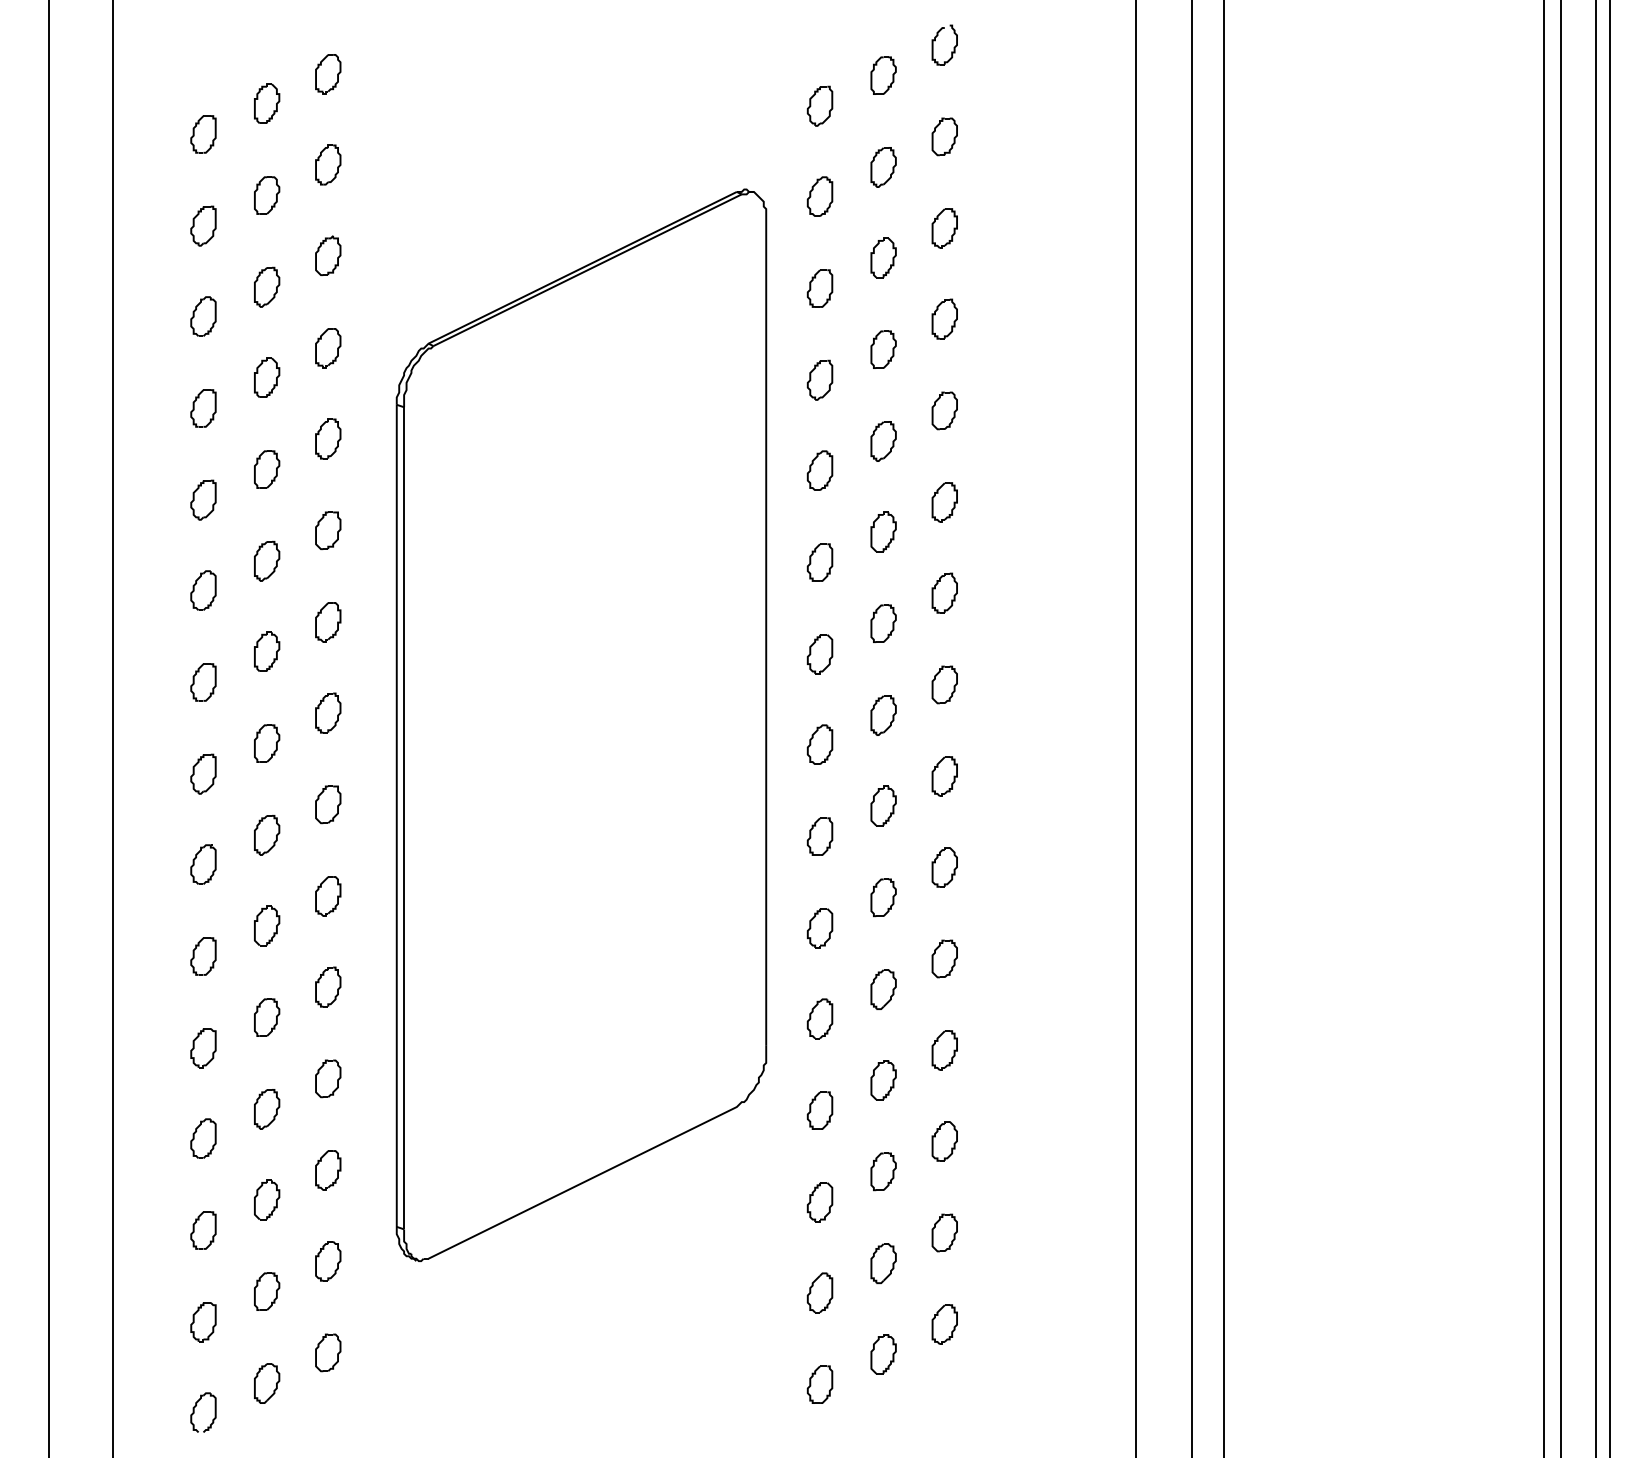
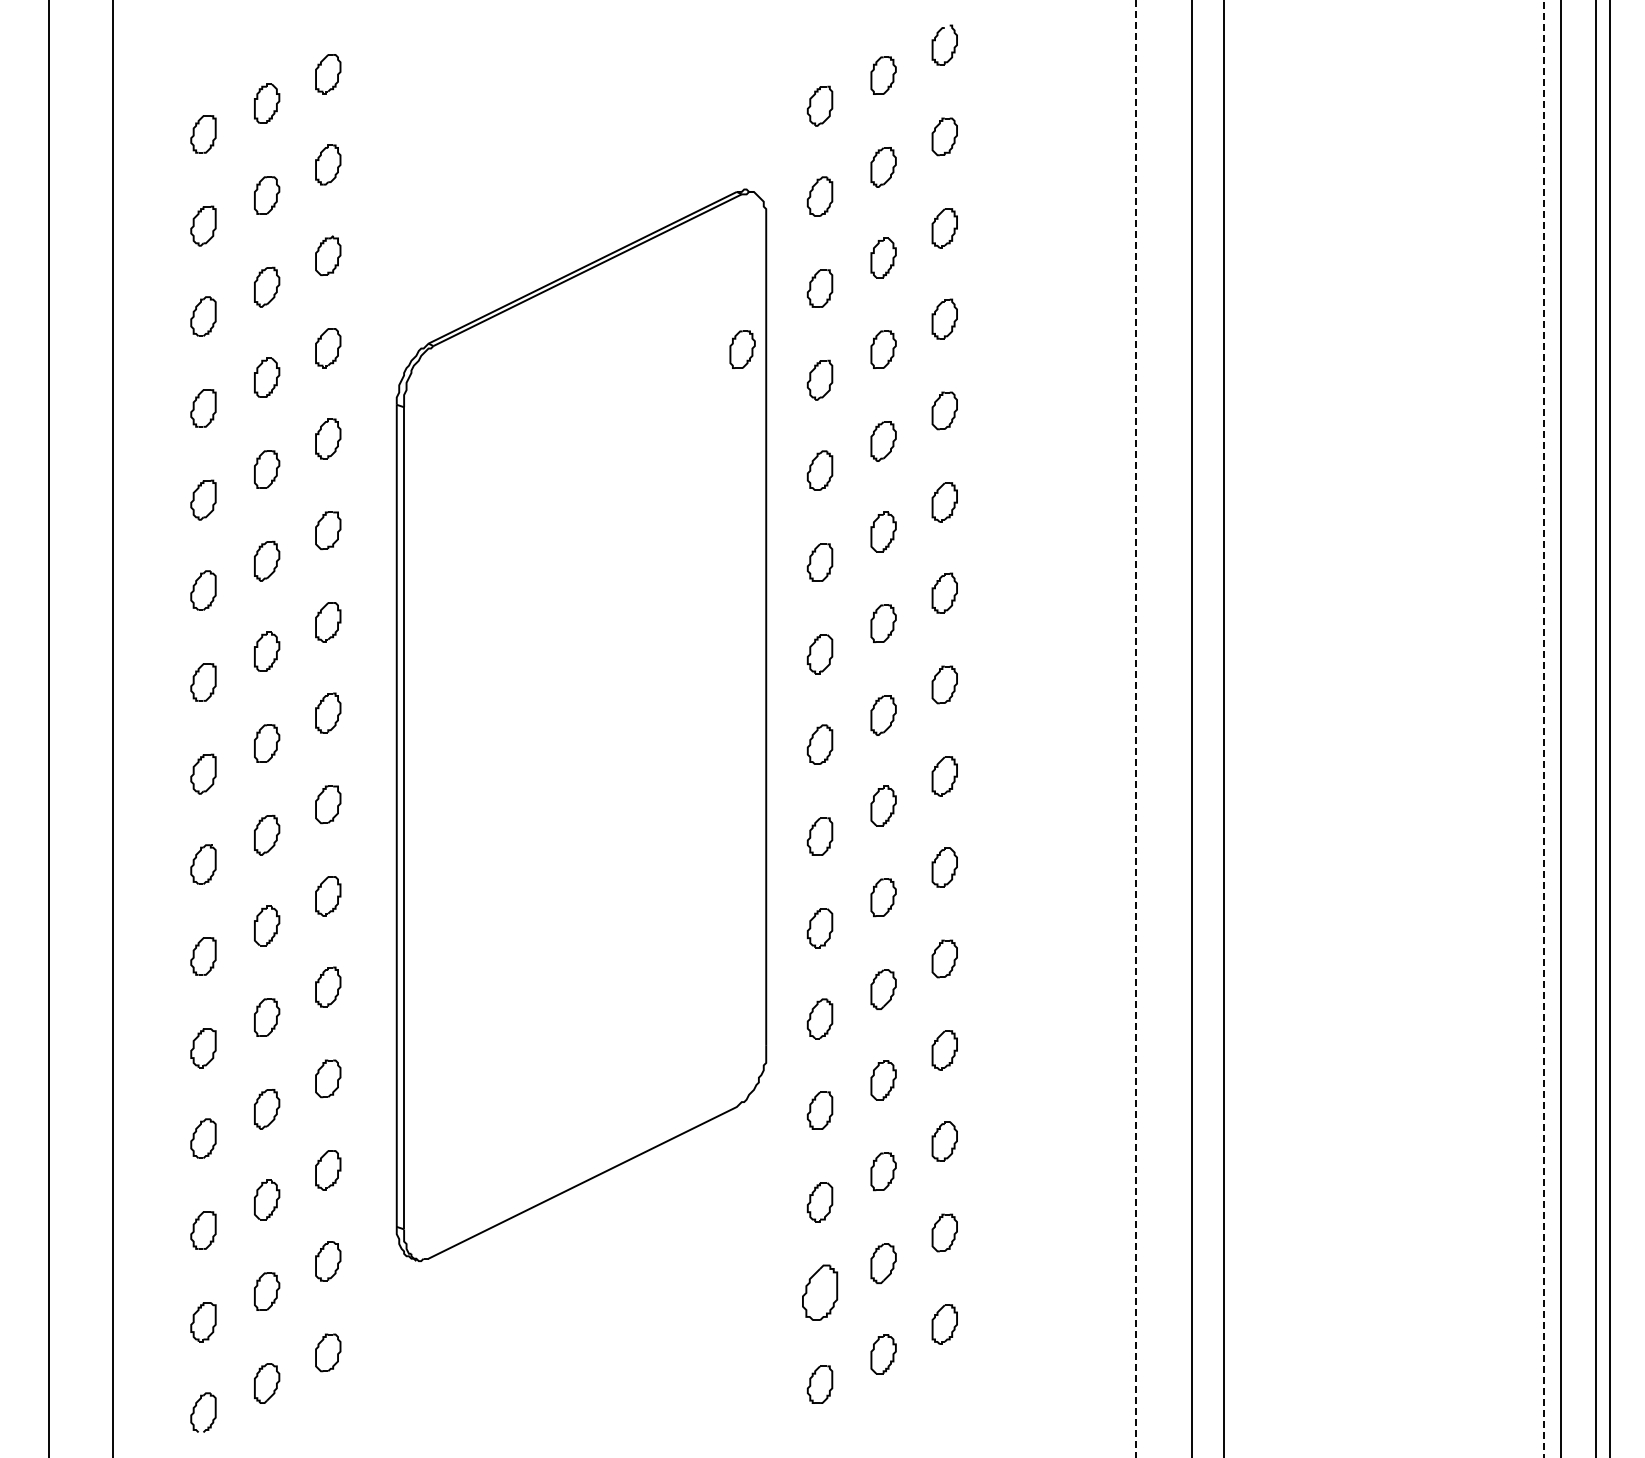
part: none -> present (742, 349)
line: solid -> dashed (1135, 728)
line: solid -> dashed (1544, 728)
part size: 28x42 px -> 37x57 px (820, 1292)
